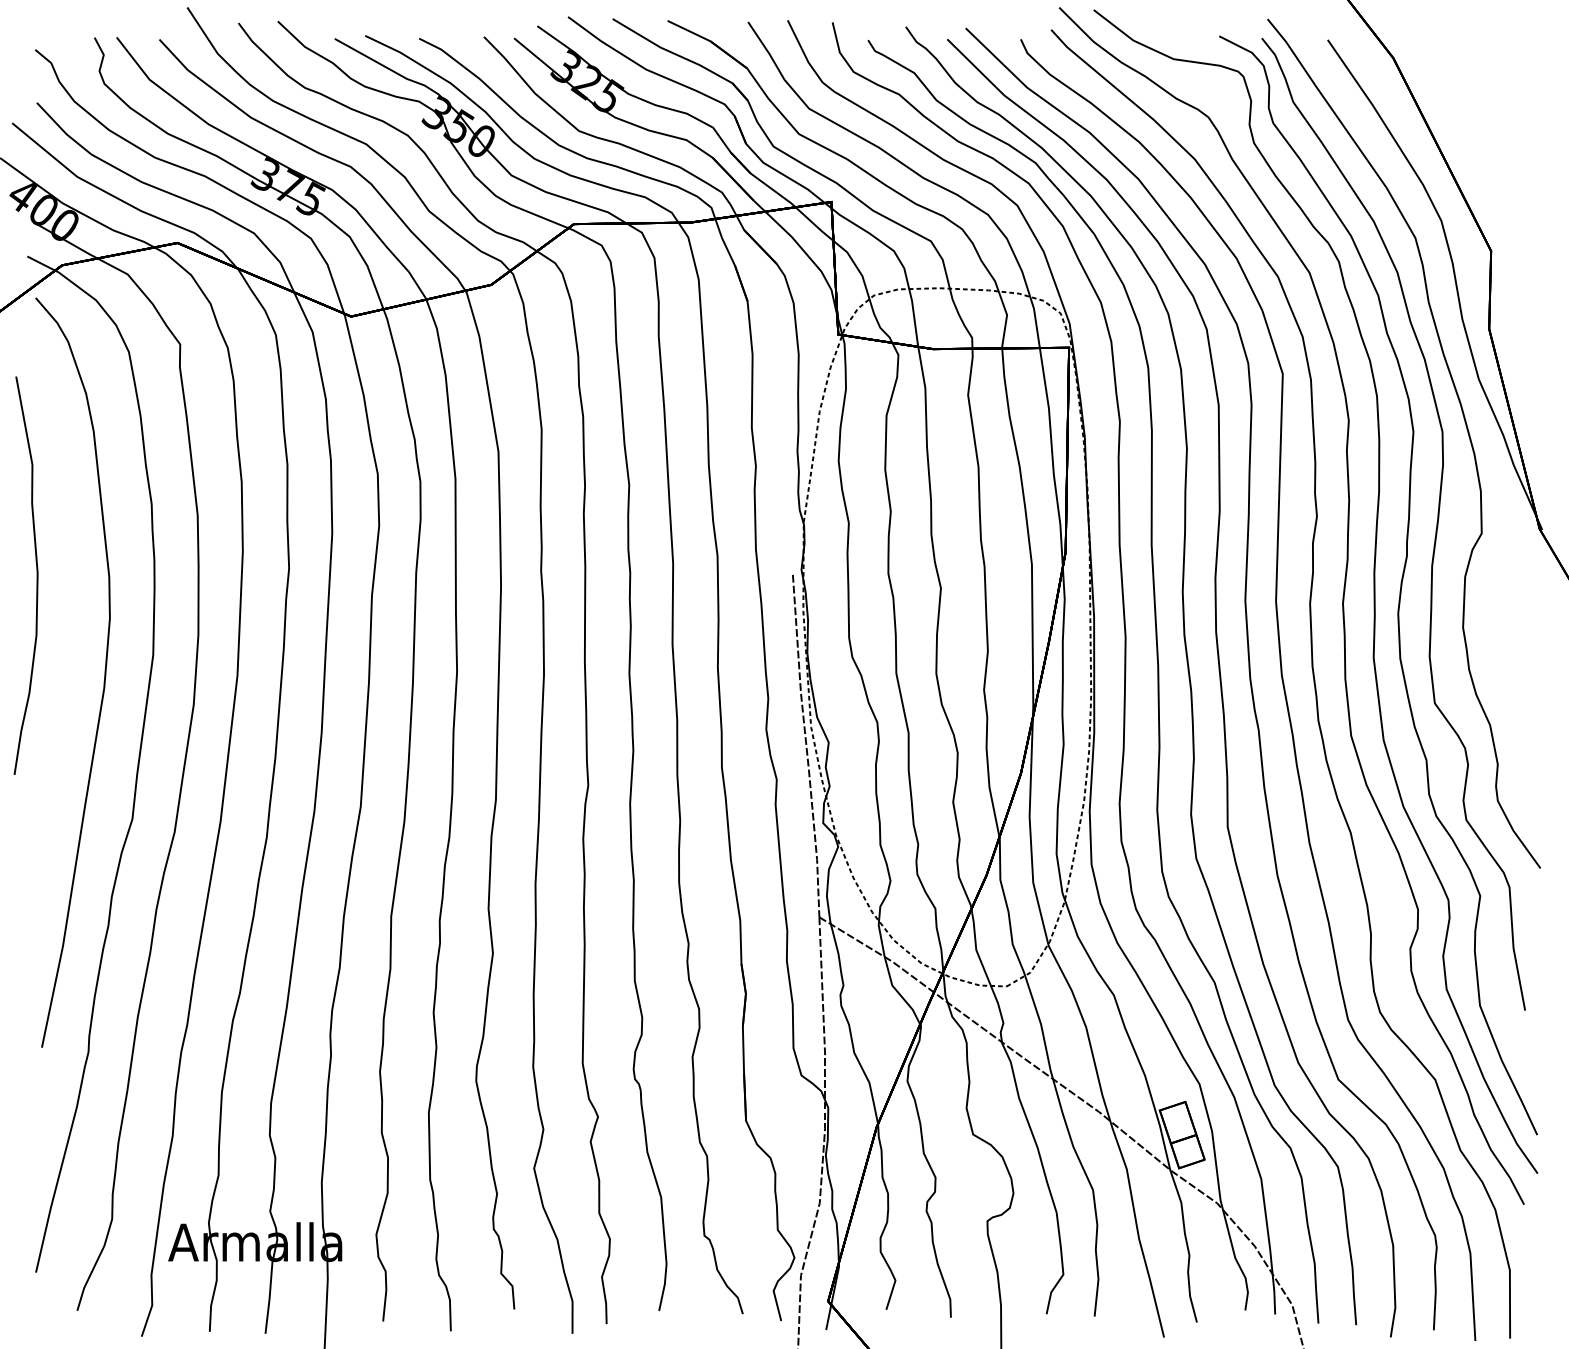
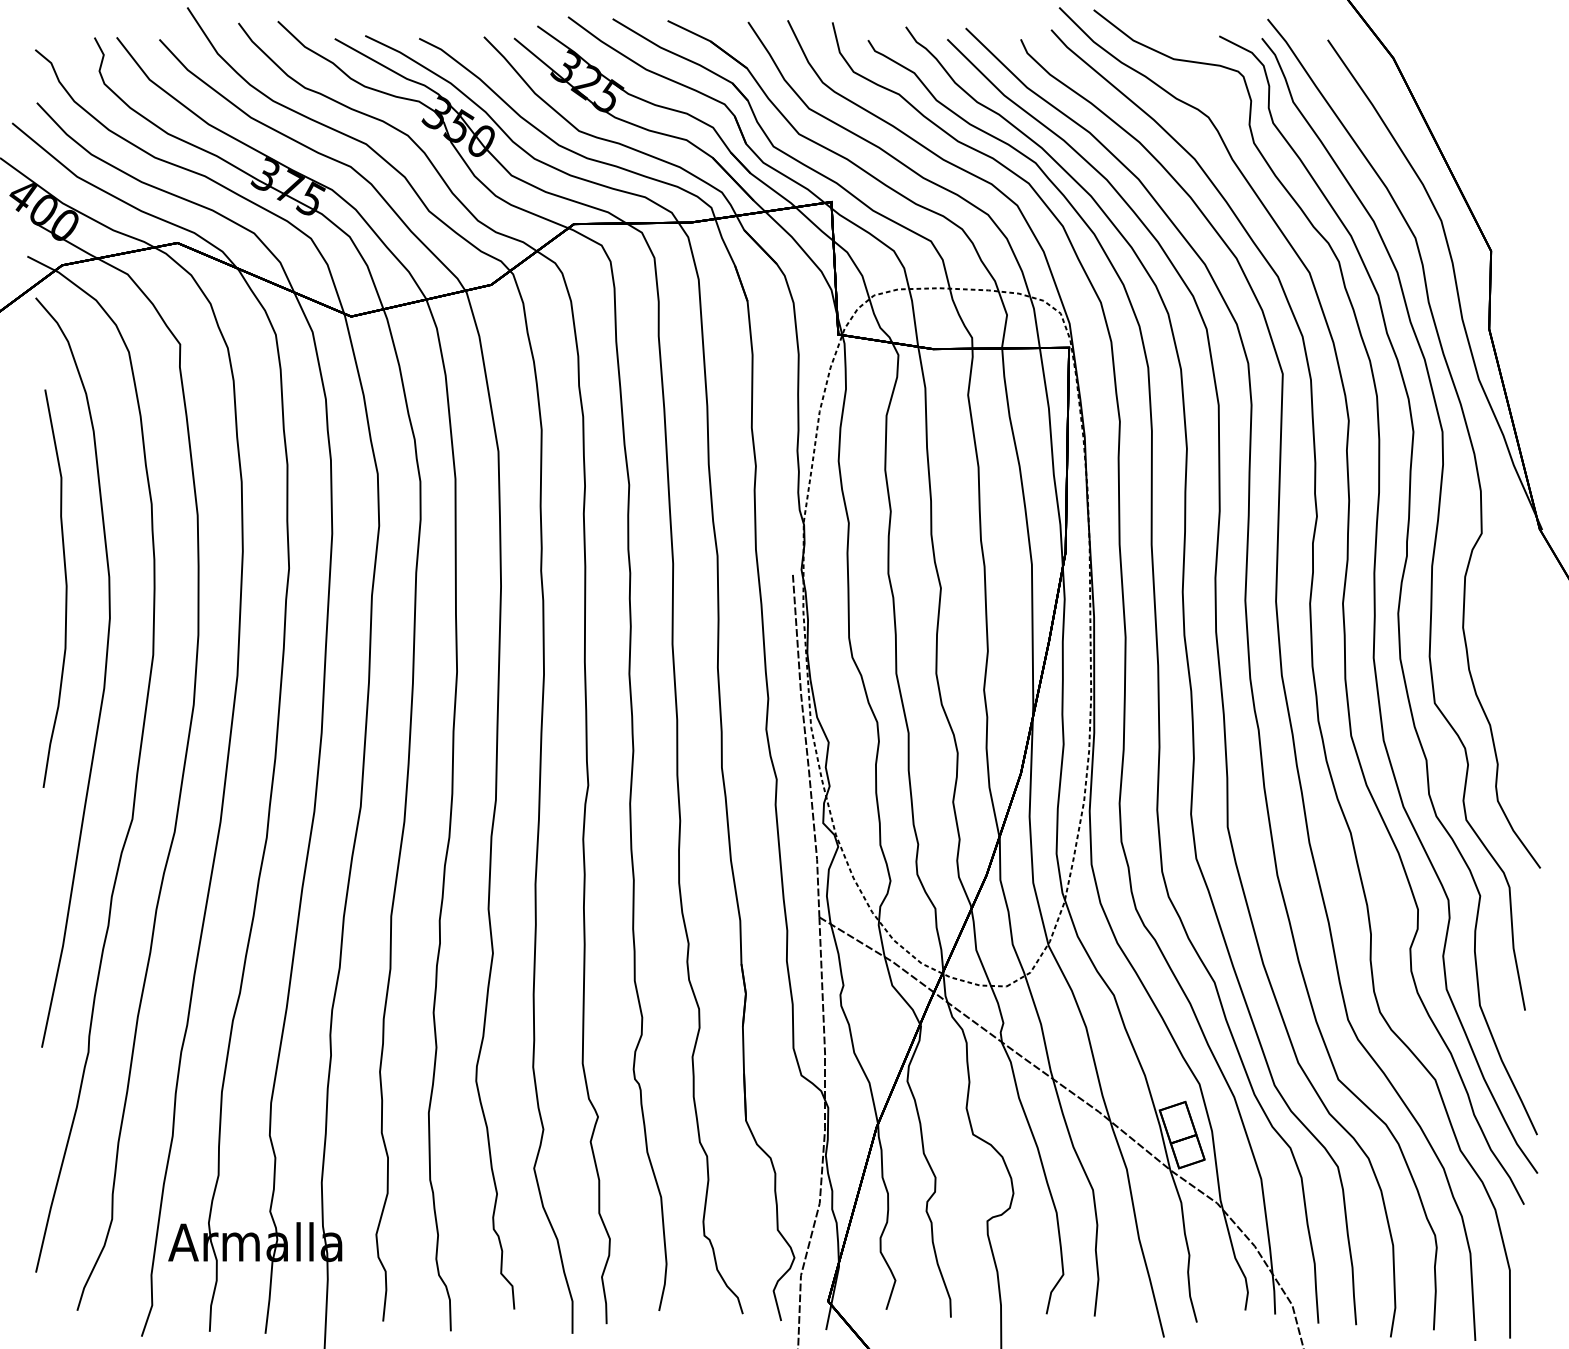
curve position: (36, 575) -> (65, 588) (65, 588)
